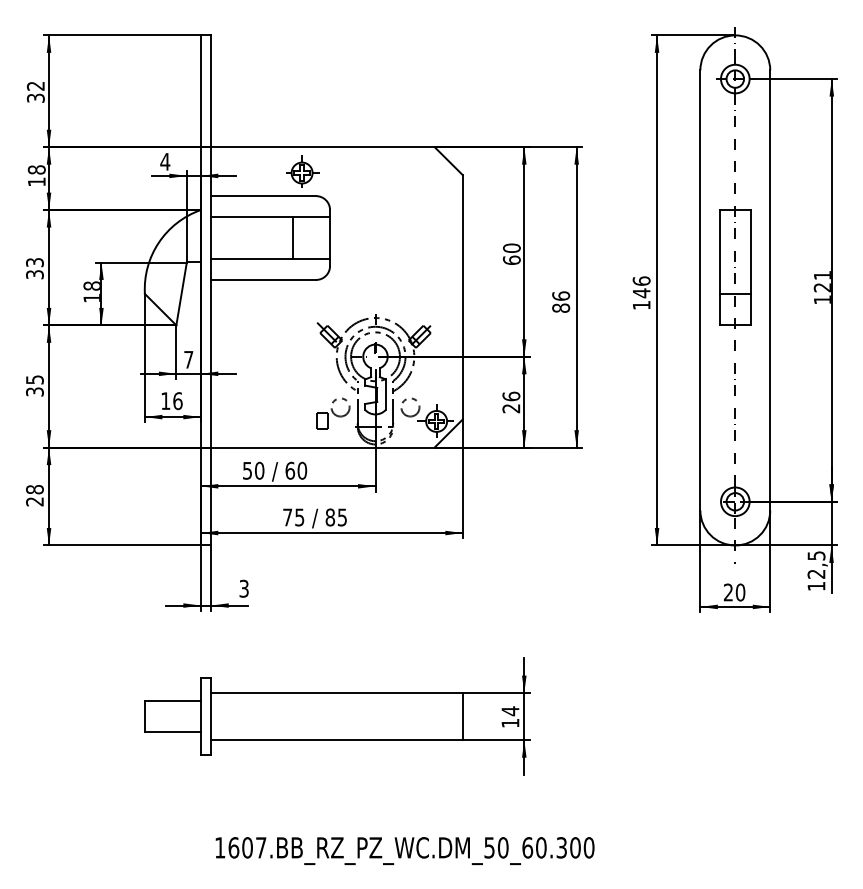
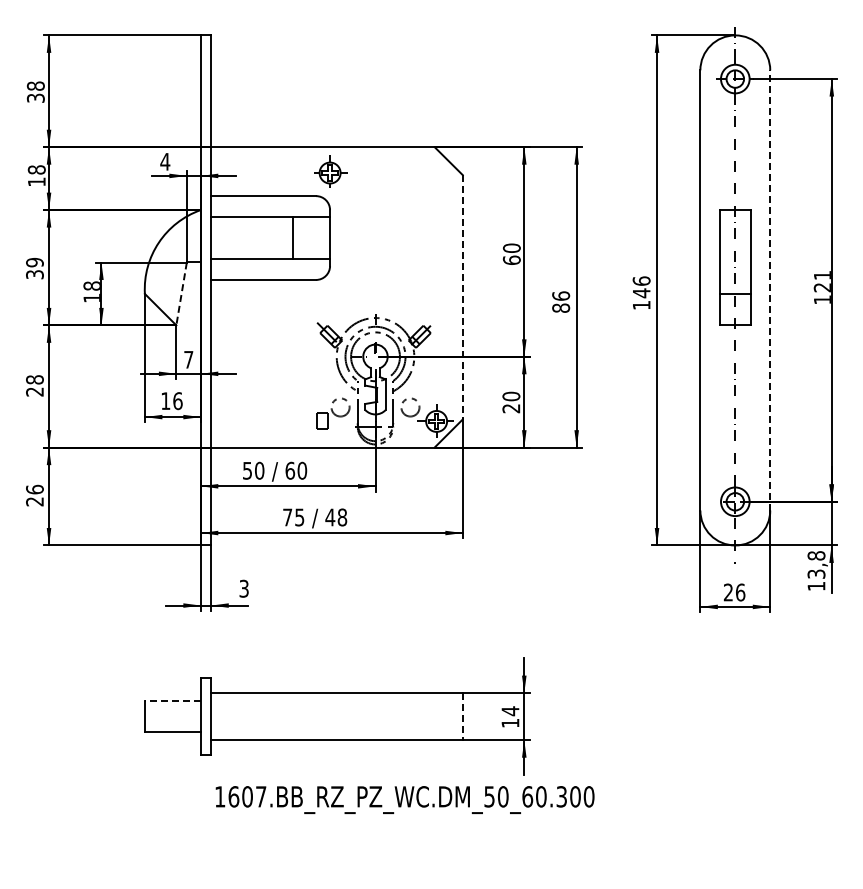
text: 32 -> 38 (35, 85)
part position: (302, 171) -> (330, 171) (330, 171)
text: 33 -> 39 (34, 262)
line: solid -> dashed (770, 289)
line: solid -> dashed (181, 293)
line: solid -> dashed (462, 297)
text: 35 -> 28 (34, 385)
text: 26 -> 20 (510, 396)
text: 28 -> 26 (34, 489)
text: 85 -> 48 (336, 517)
text: 12,5 -> 13,8 (816, 564)
text: 20 -> 26 (740, 592)
line: solid -> dashed (172, 700)
line: solid -> dashed (462, 716)
text position: (404, 850) -> (404, 799) (404, 799)
